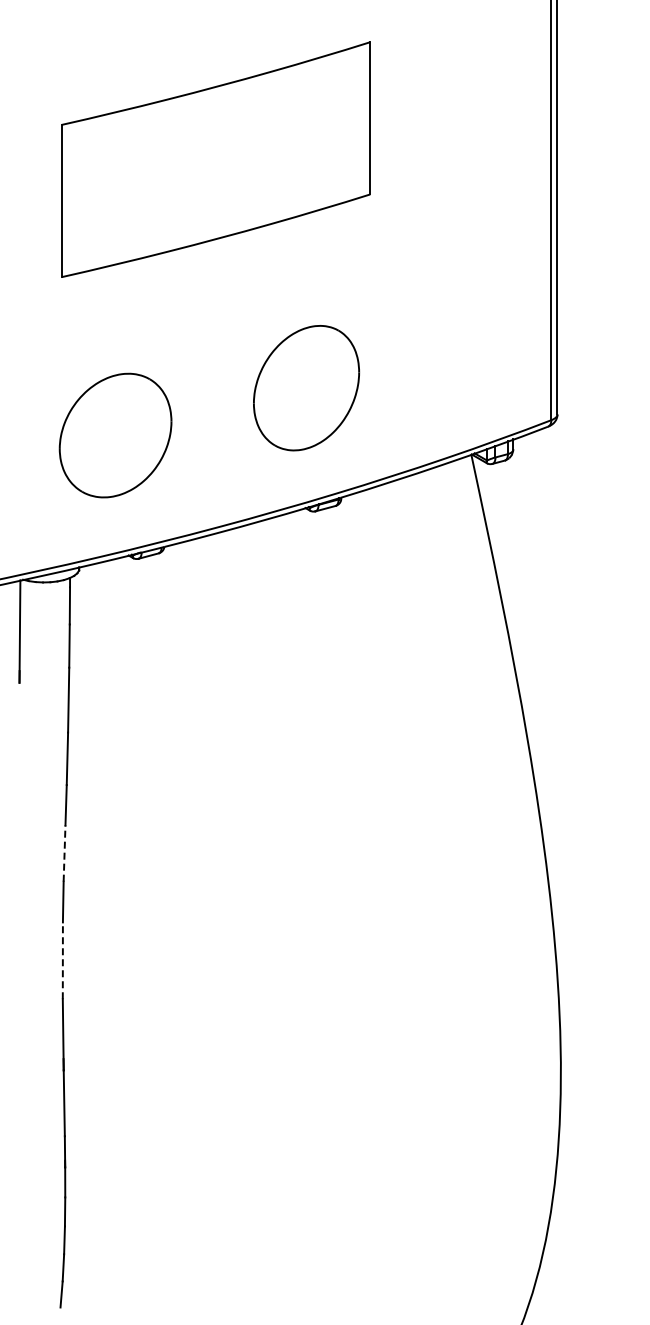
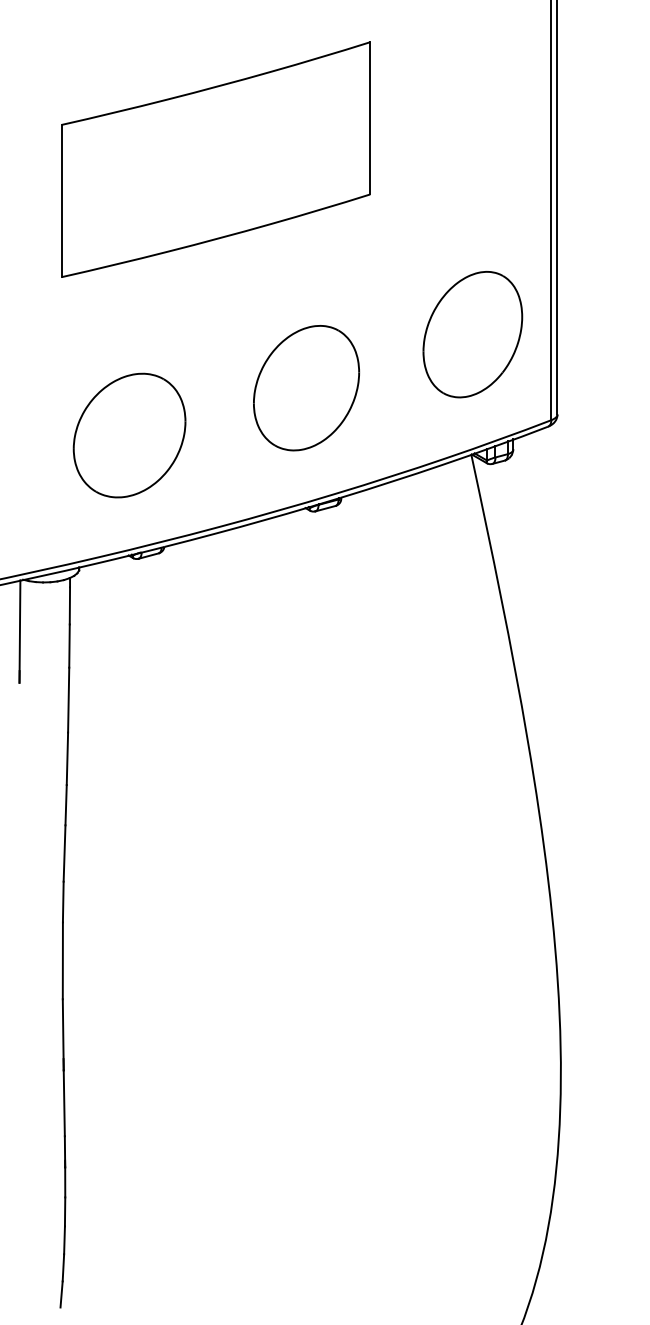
part: none -> present (472, 334)
part position: (115, 435) -> (129, 435) (129, 435)
line: dashed -> solid (64, 853)
line: dashed -> solid (62, 960)
